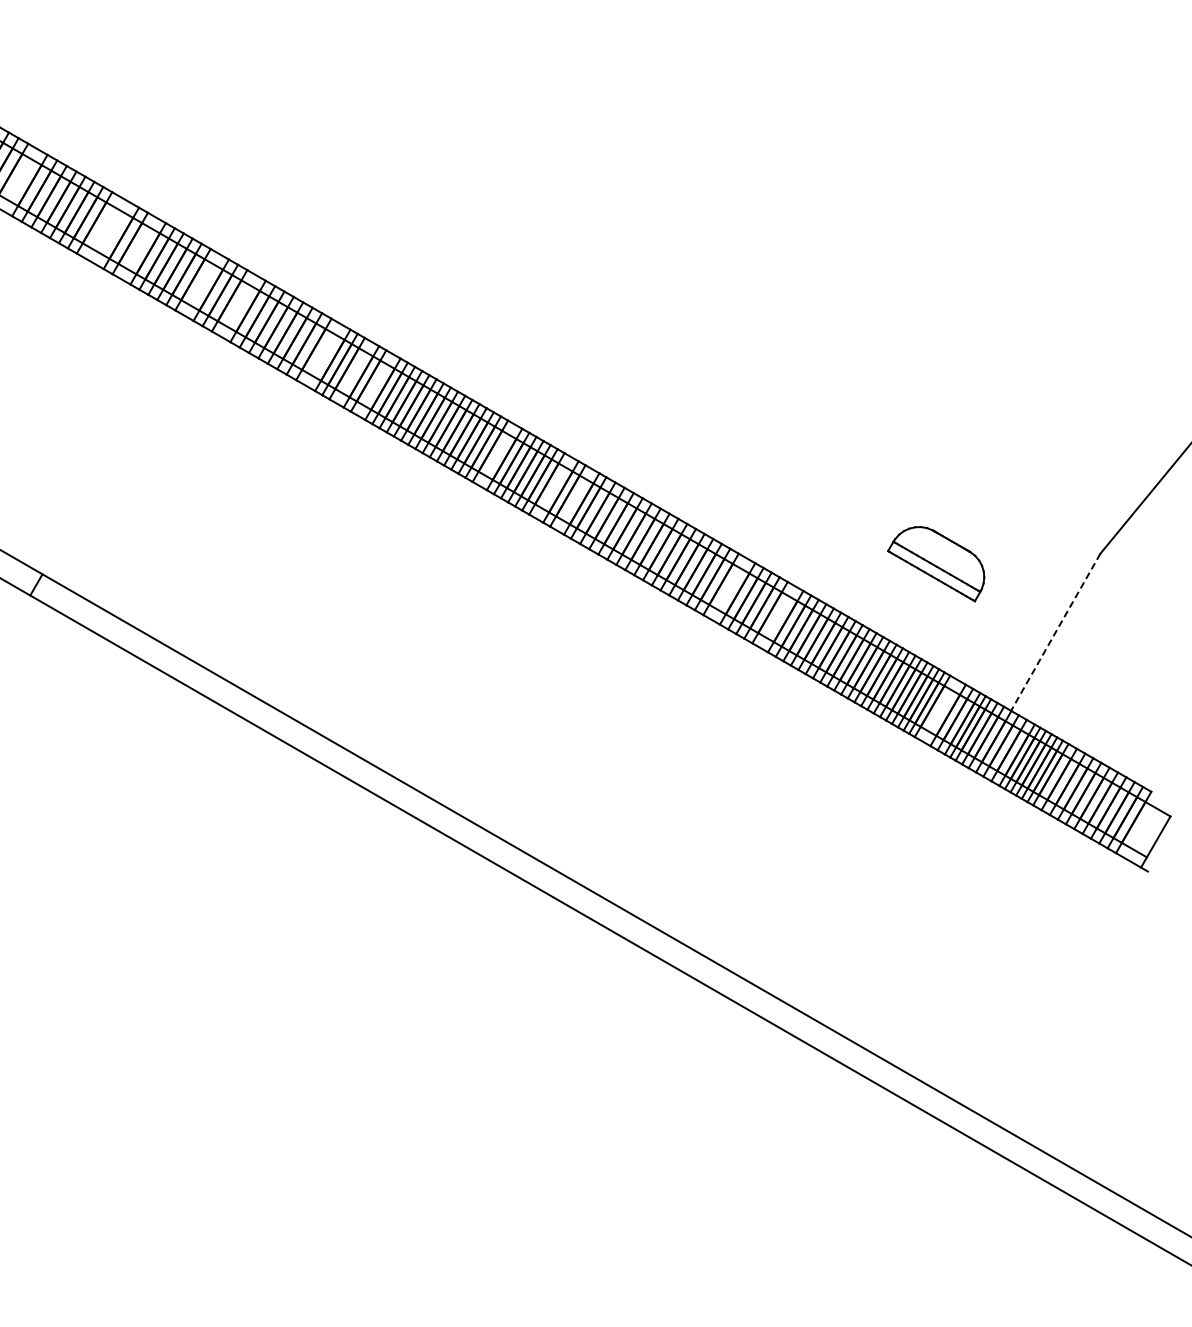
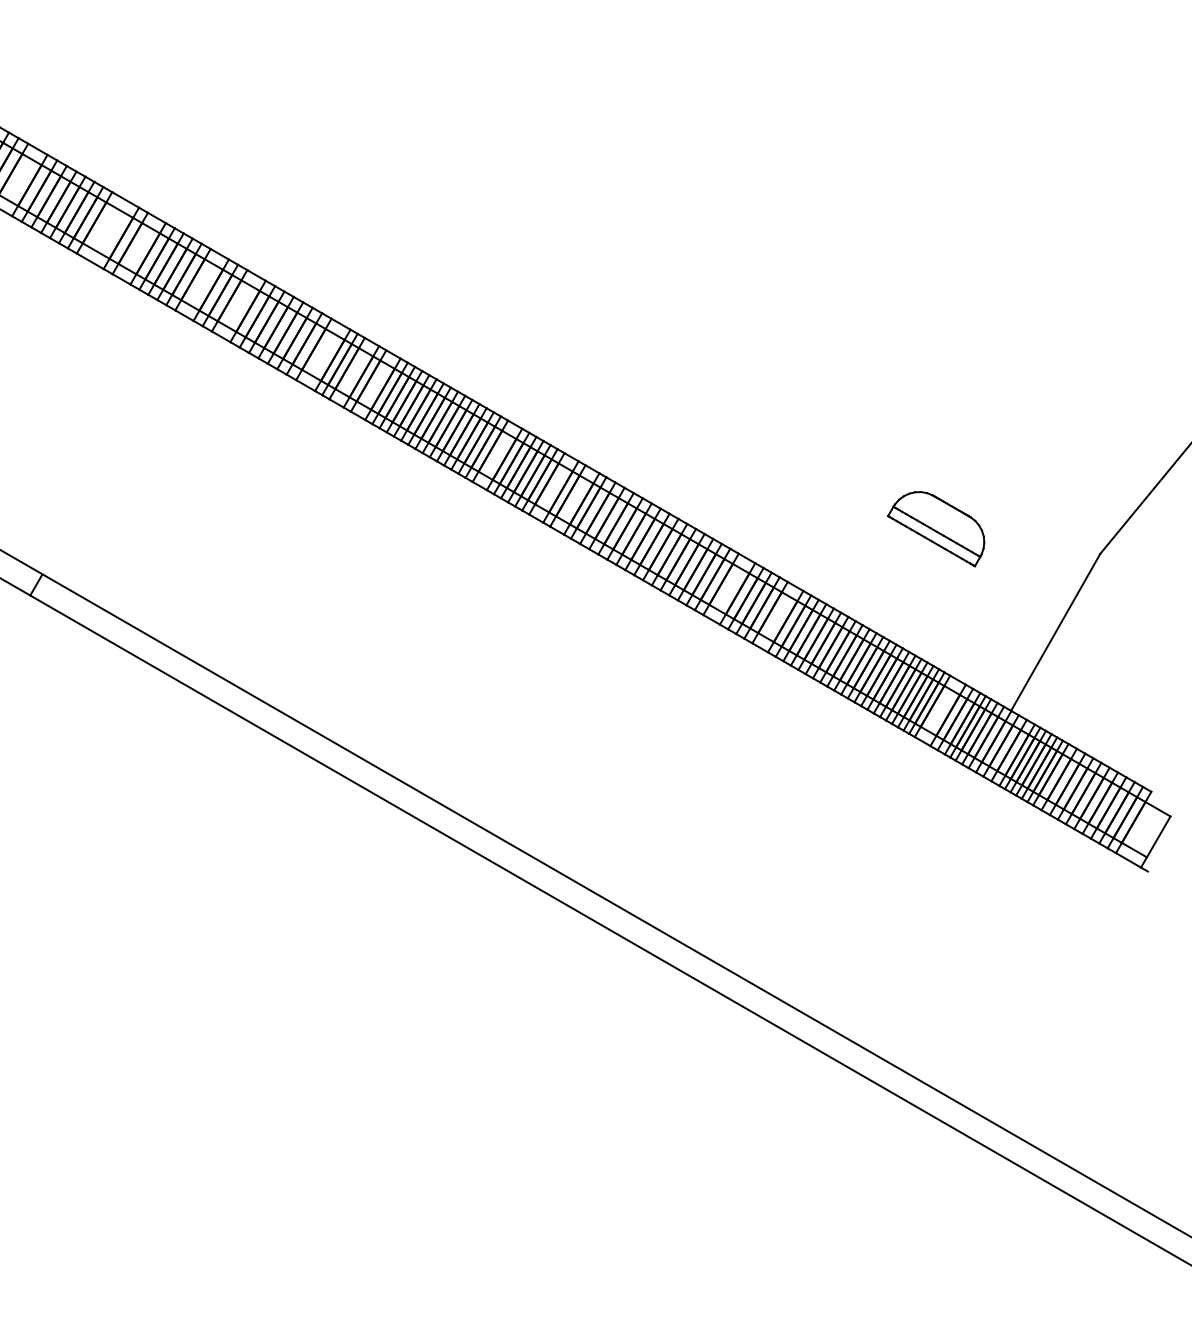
part position: (936, 564) -> (936, 529) (936, 529)
line: dashed -> solid (1055, 632)
